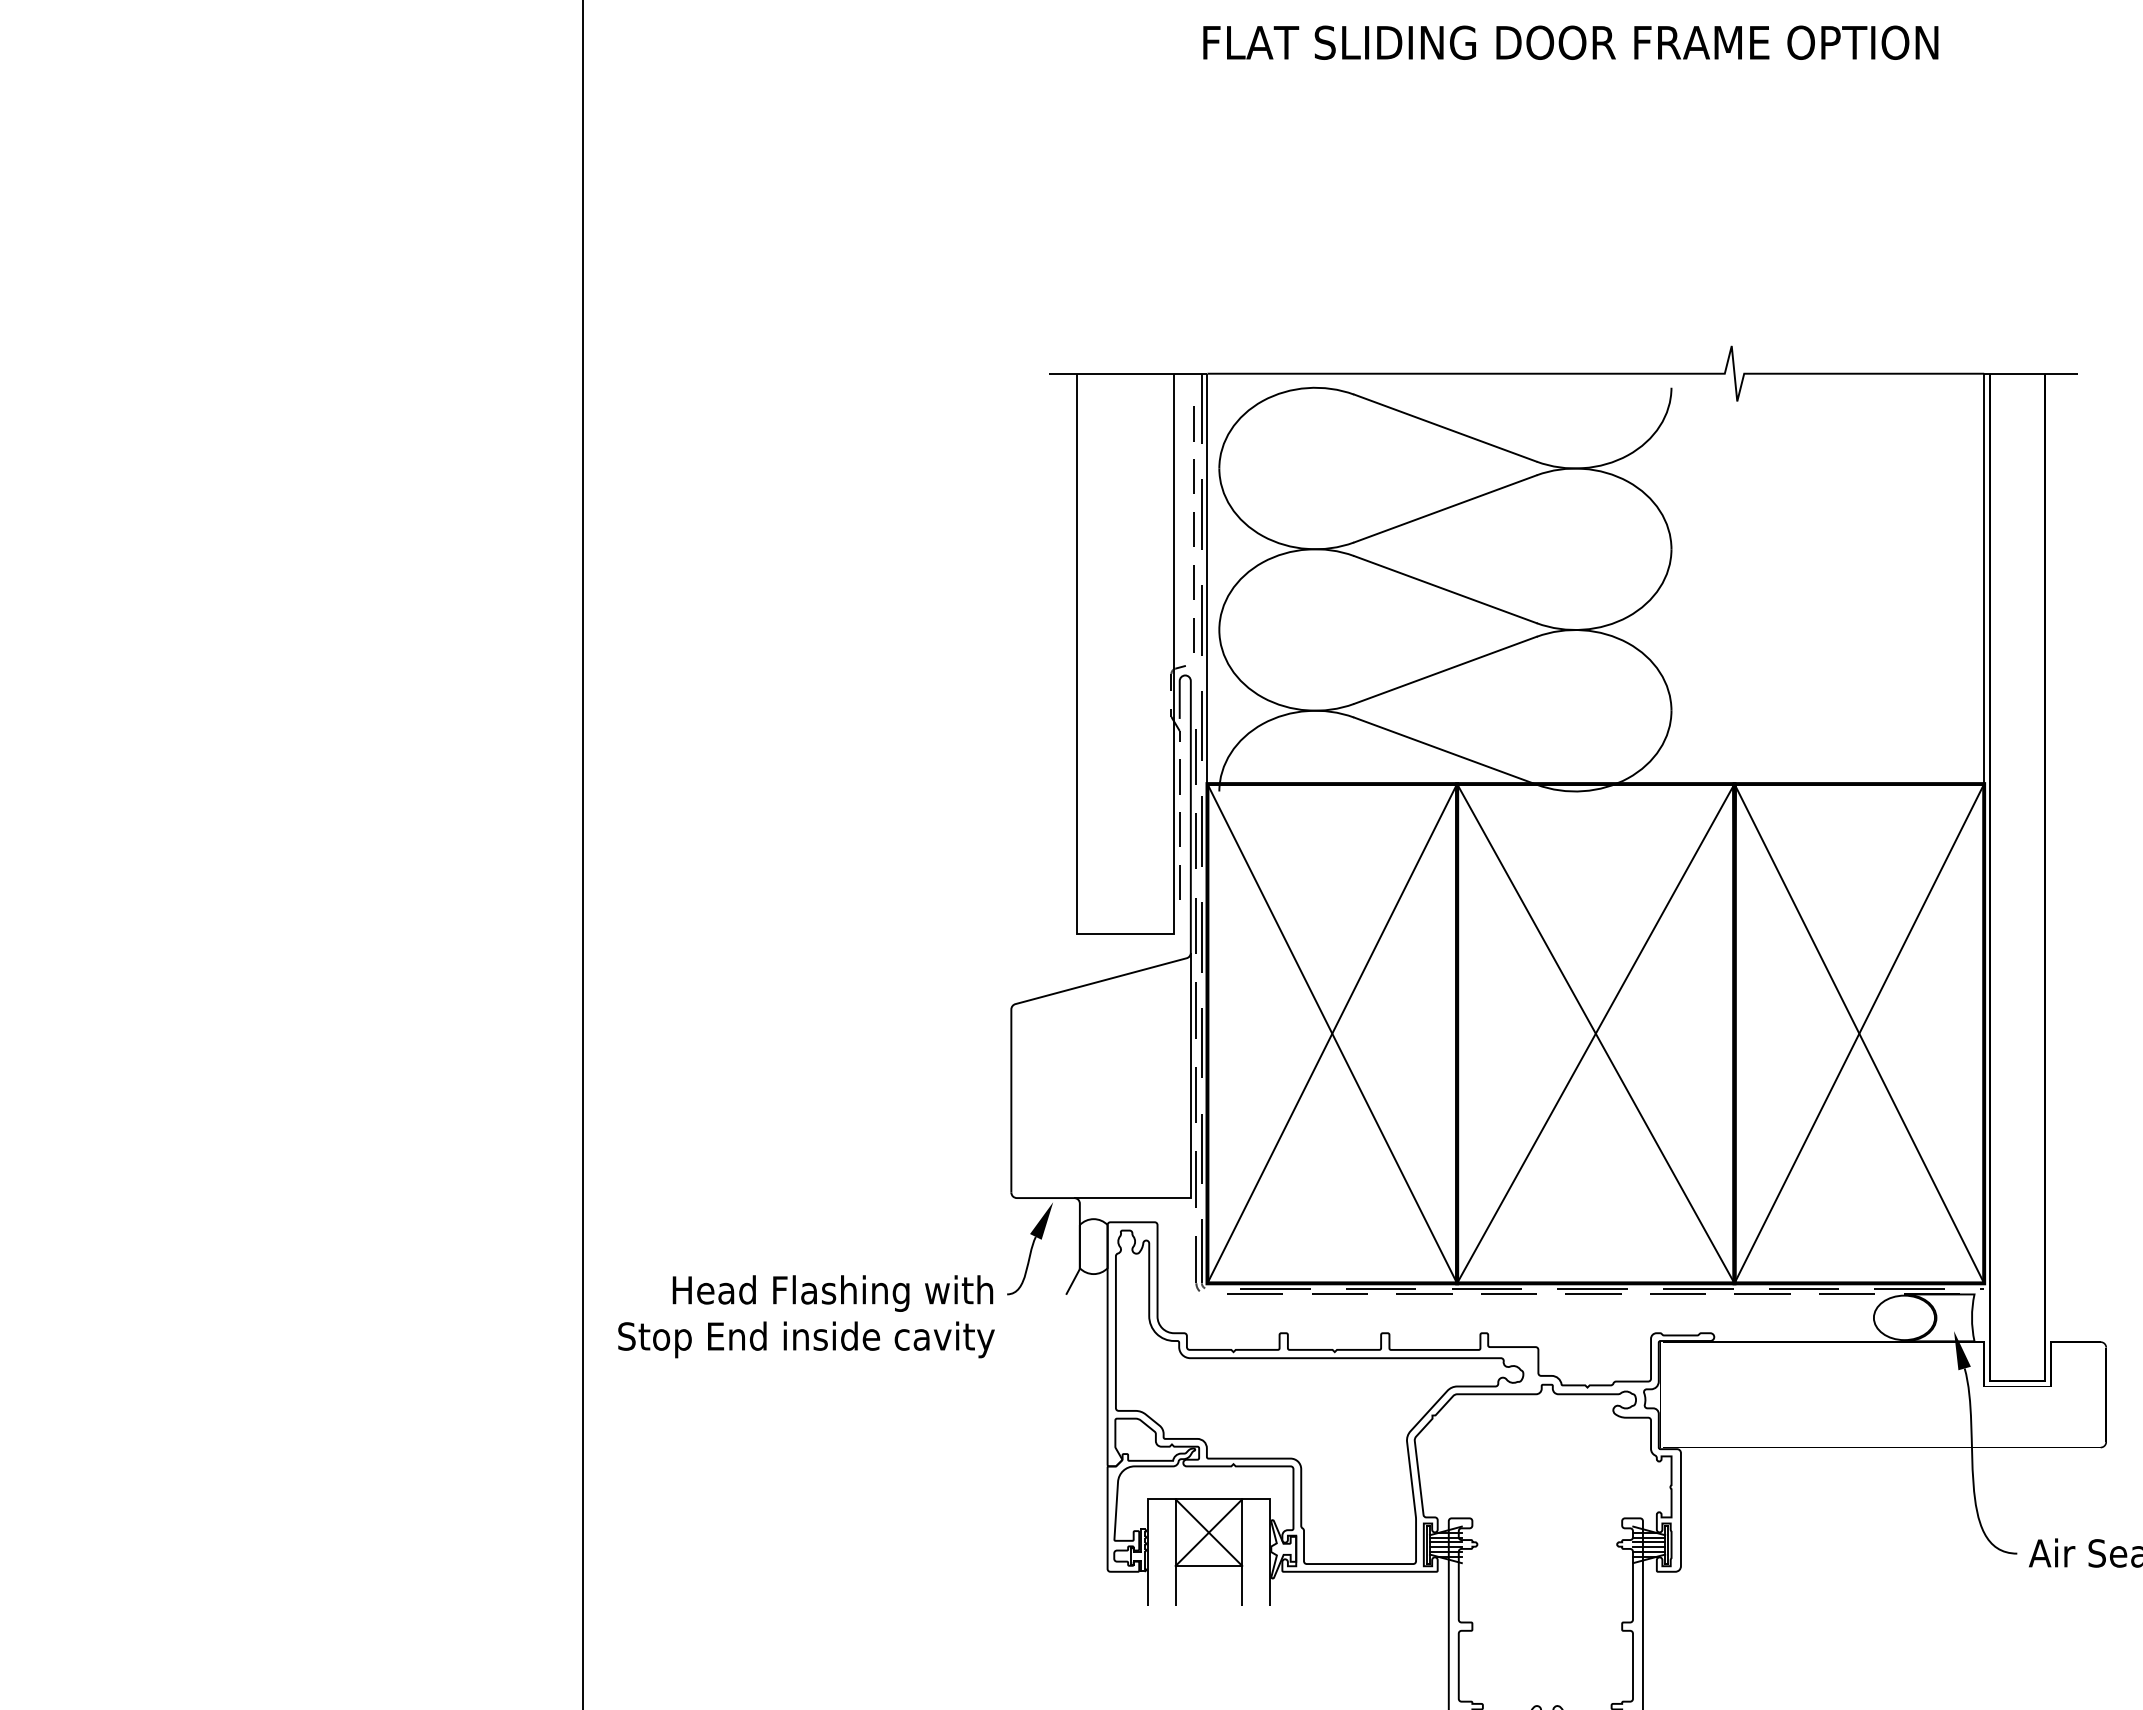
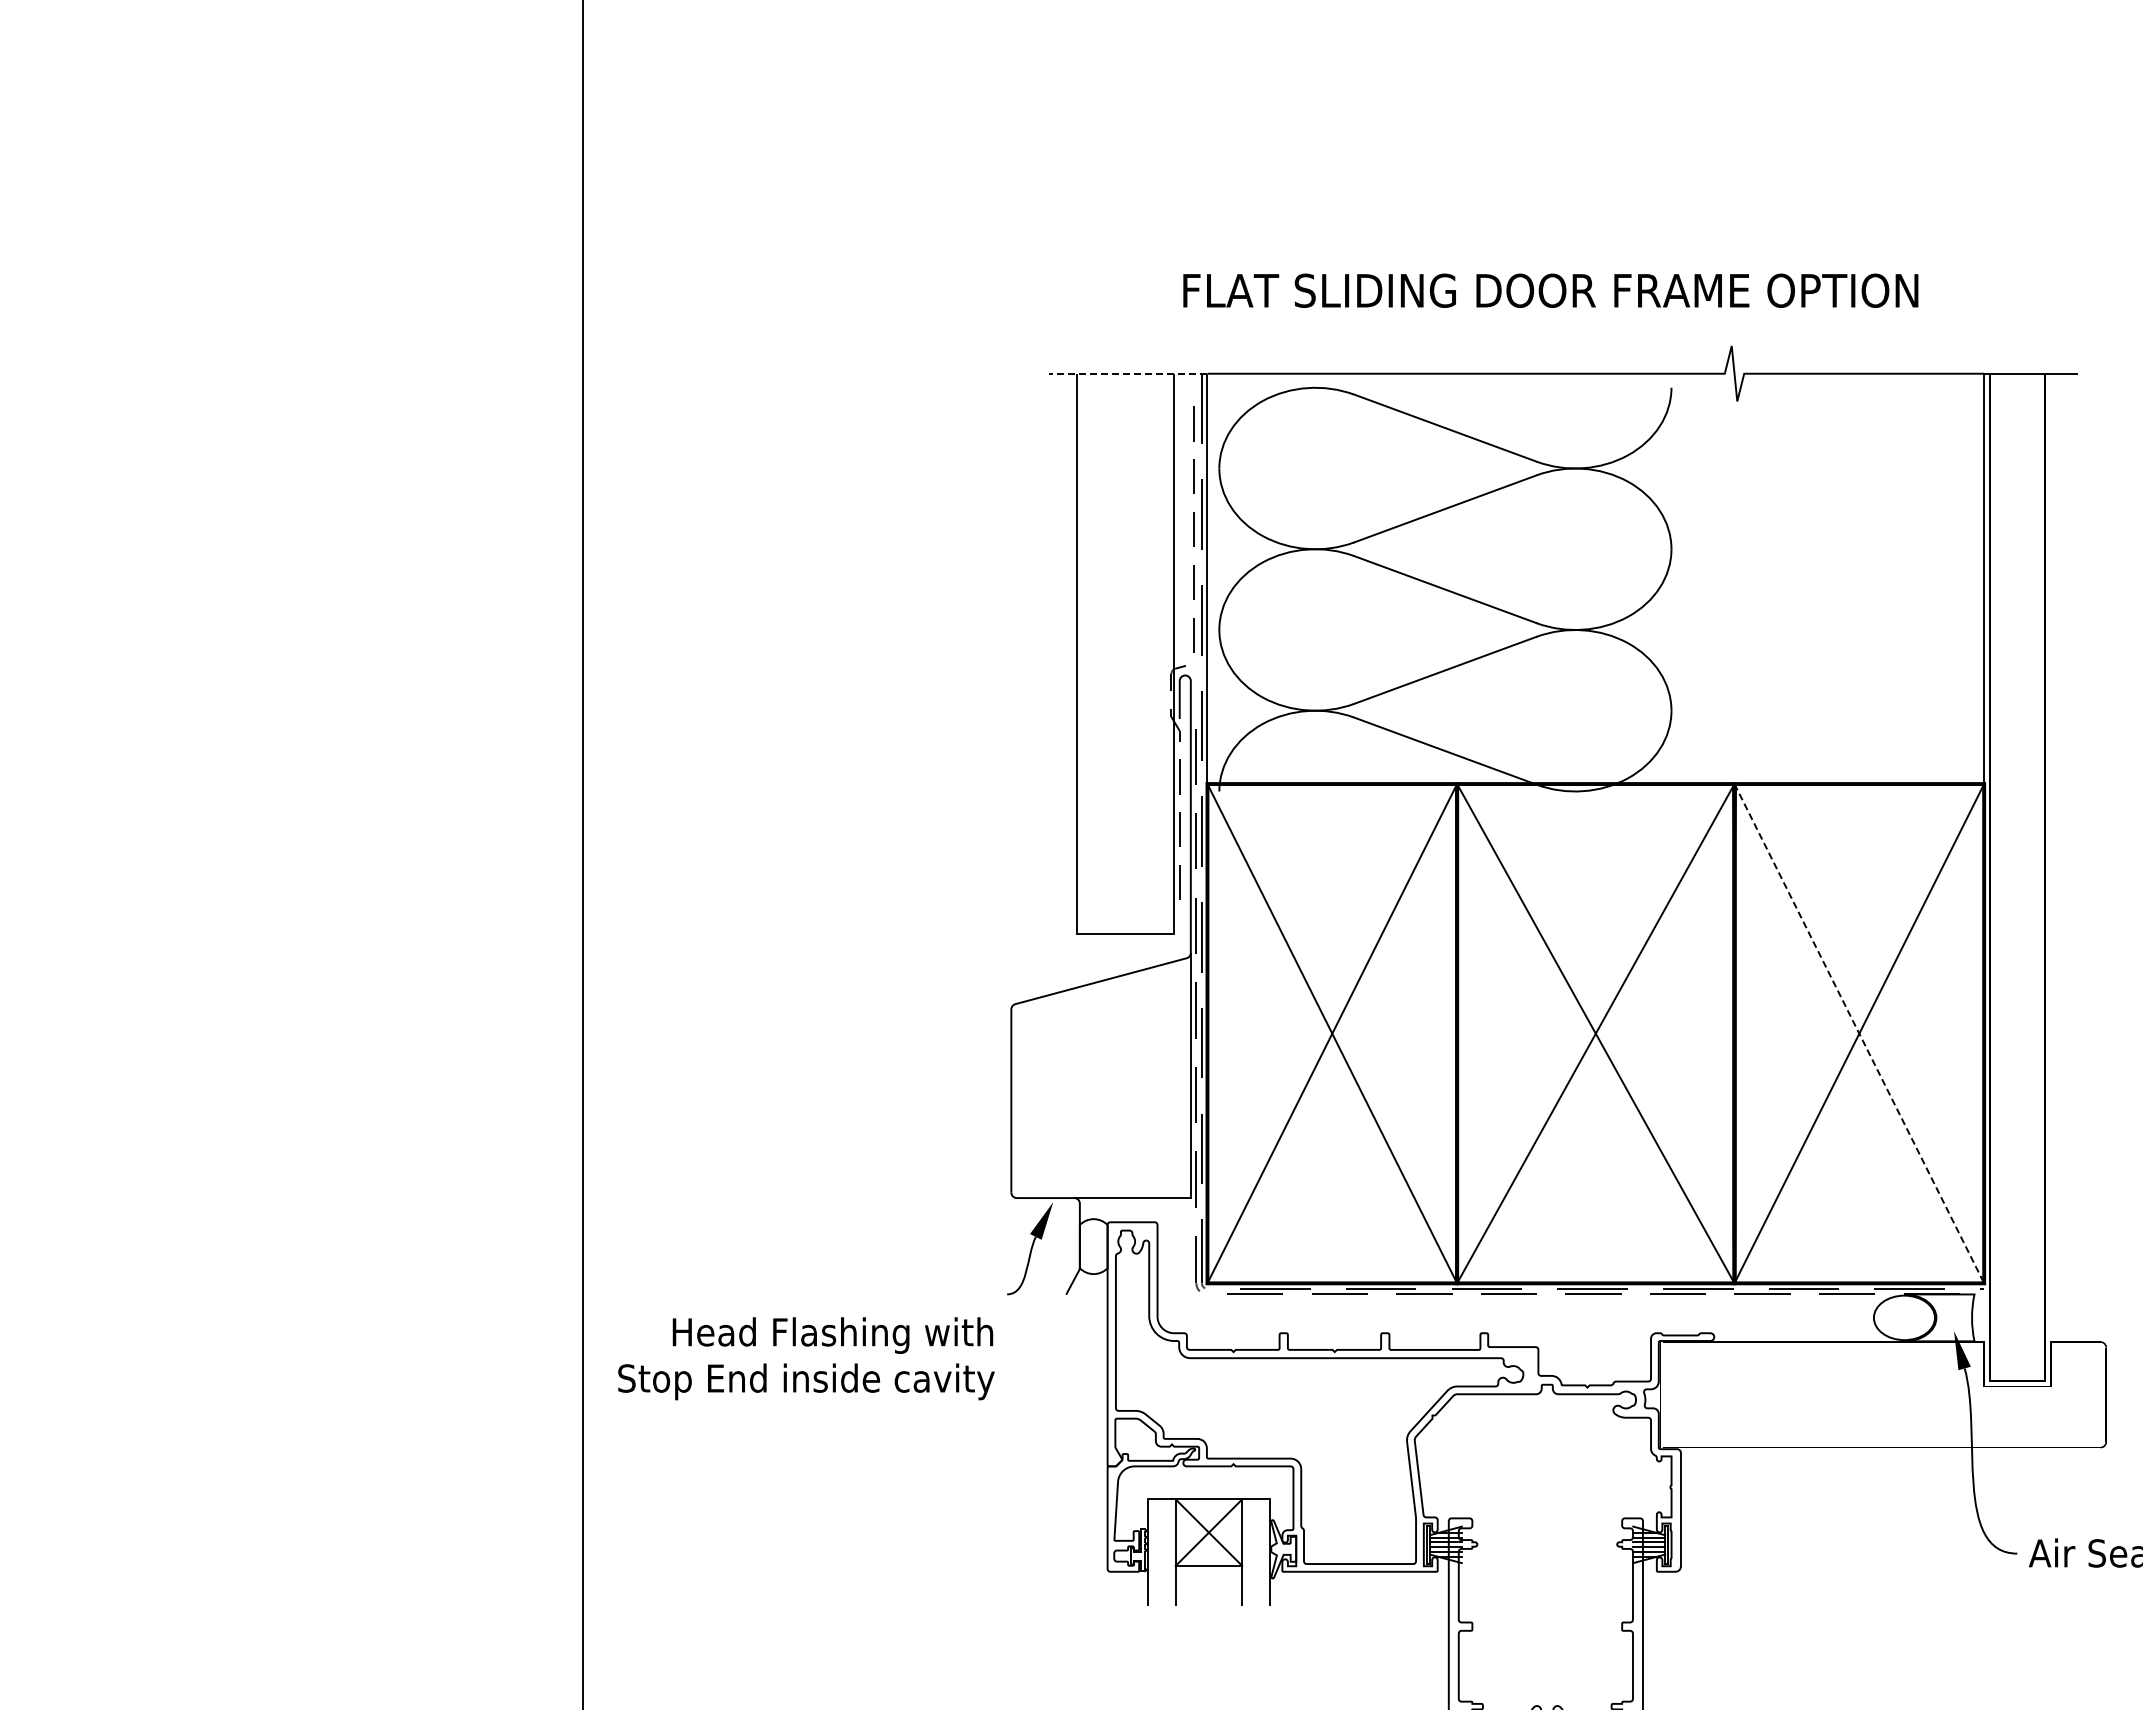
text position: (1570, 42) -> (1550, 290) (1550, 290)
line: solid -> dashed (1127, 373)
line: solid -> dashed (1859, 1034)
text position: (806, 1316) -> (806, 1358) (806, 1358)
